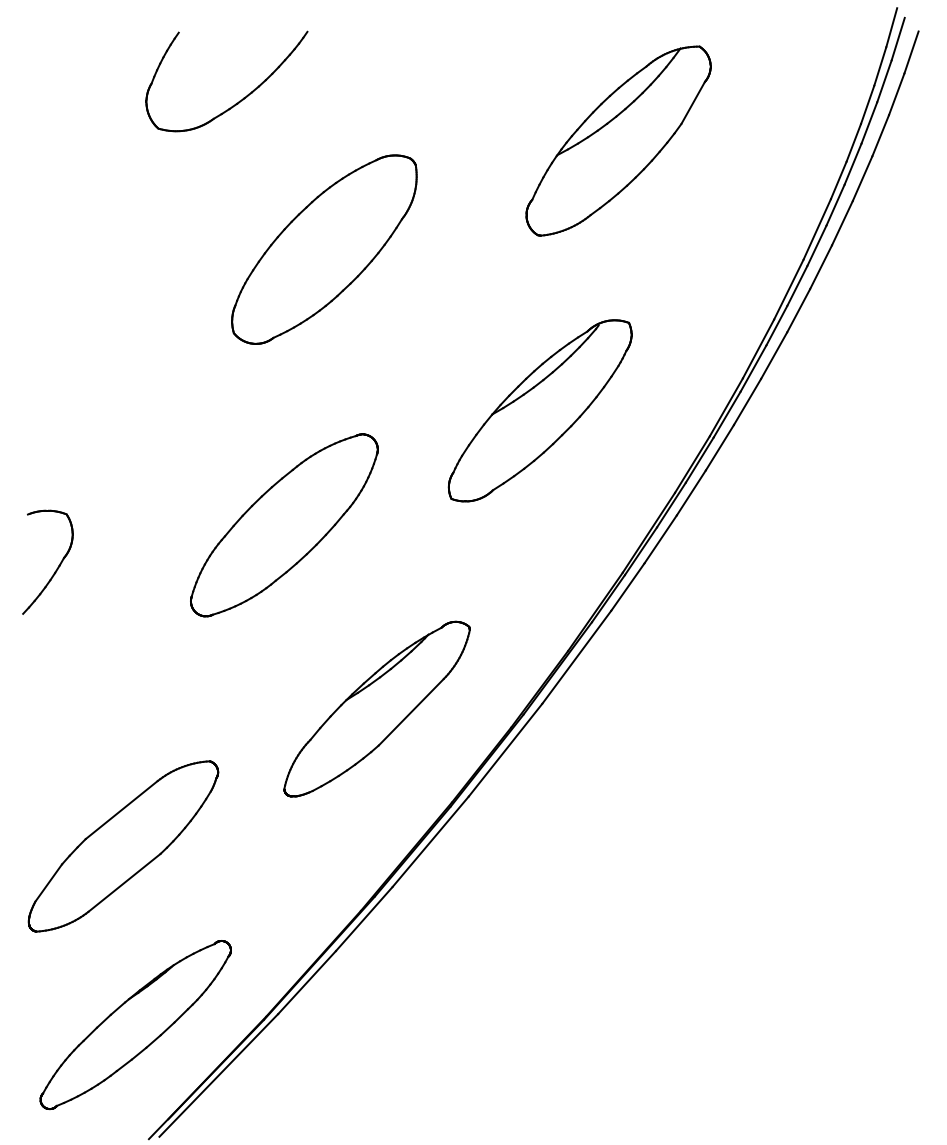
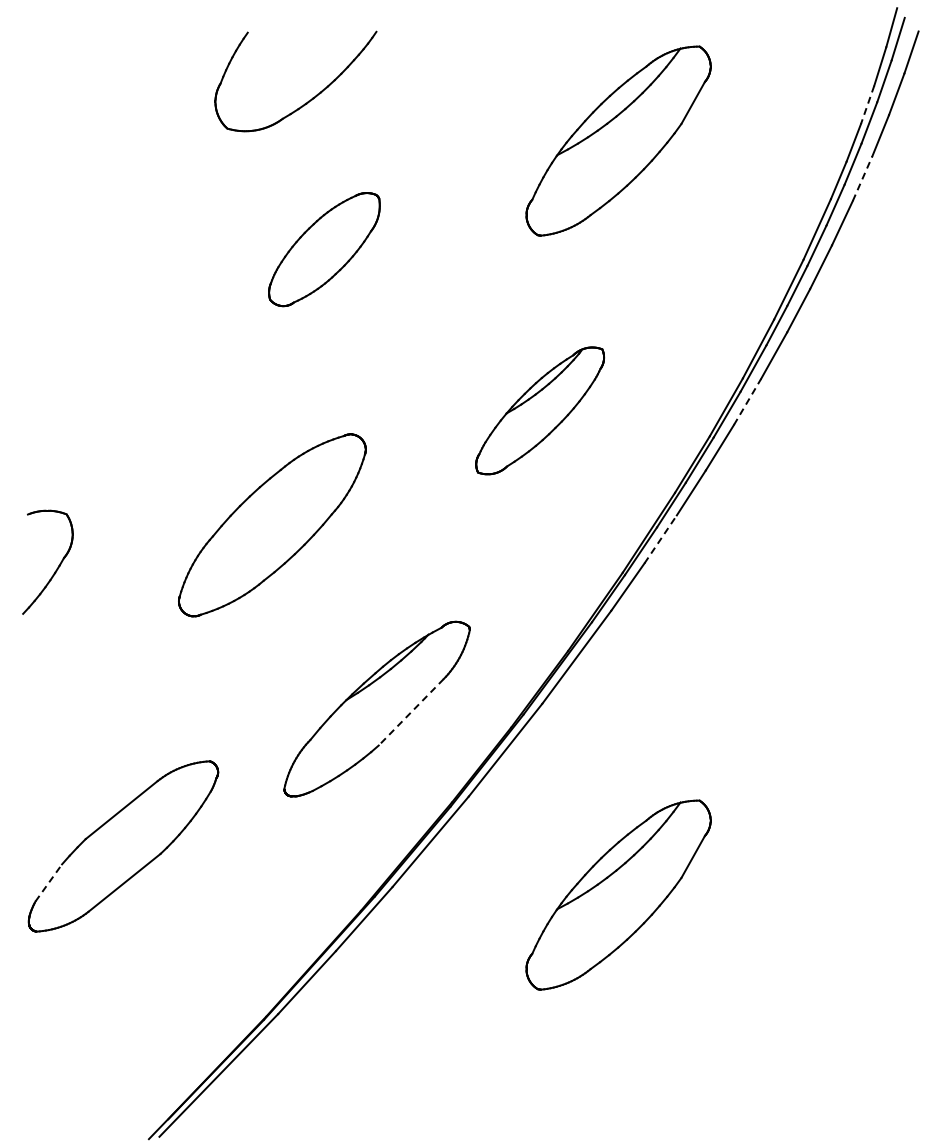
part position: (239, 100) -> (308, 100) (308, 100)
line: solid -> dashed (867, 105)
line: solid -> dashed (862, 178)
part size: 187x191 px -> 113x116 px (324, 249)
line: solid -> dashed (747, 401)
part size: 186x184 px -> 131x130 px (540, 410)
part position: (284, 525) -> (272, 525) (272, 525)
line: solid -> dashed (660, 539)
line: solid -> dashed (411, 712)
line: solid -> dashed (48, 882)
part: none -> present (618, 894)
part: present -> none (135, 1025)
